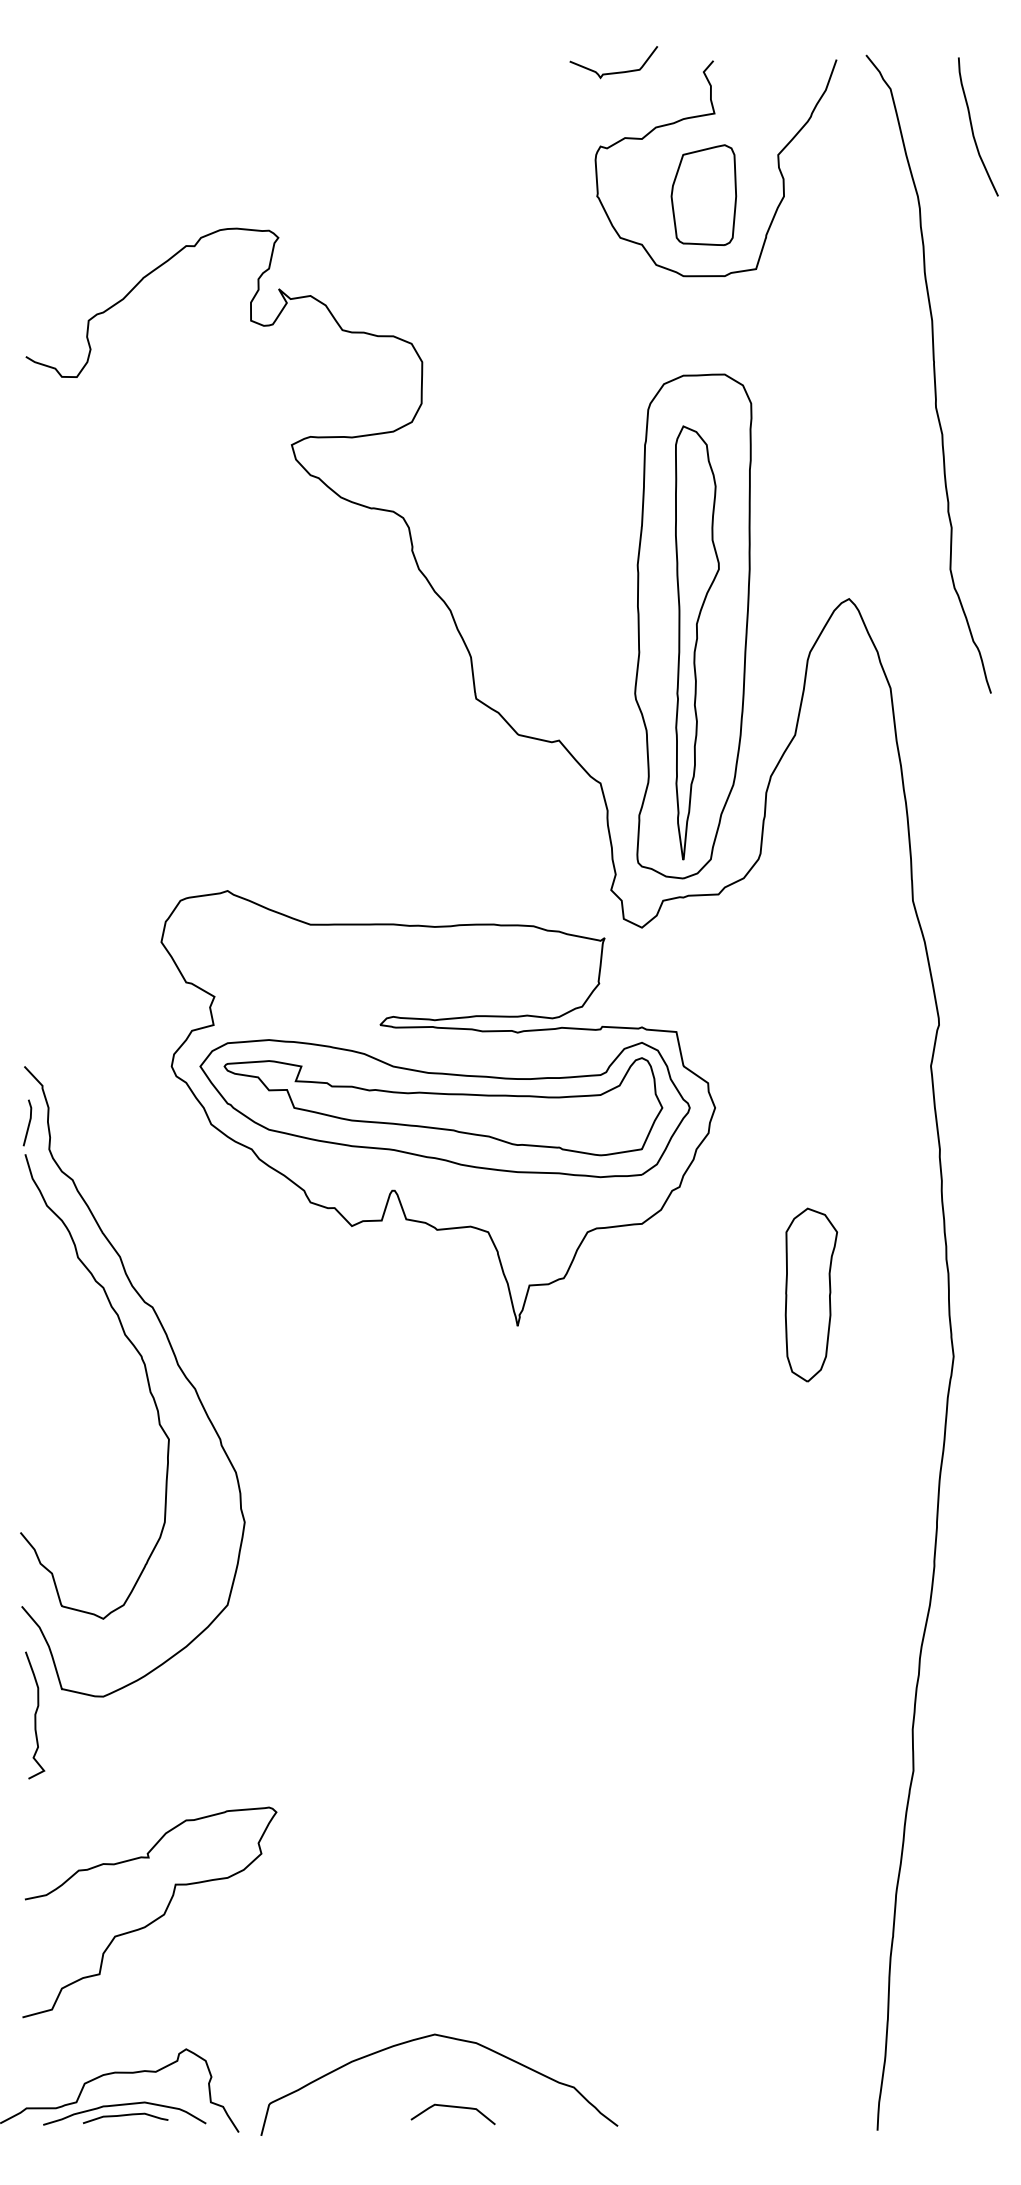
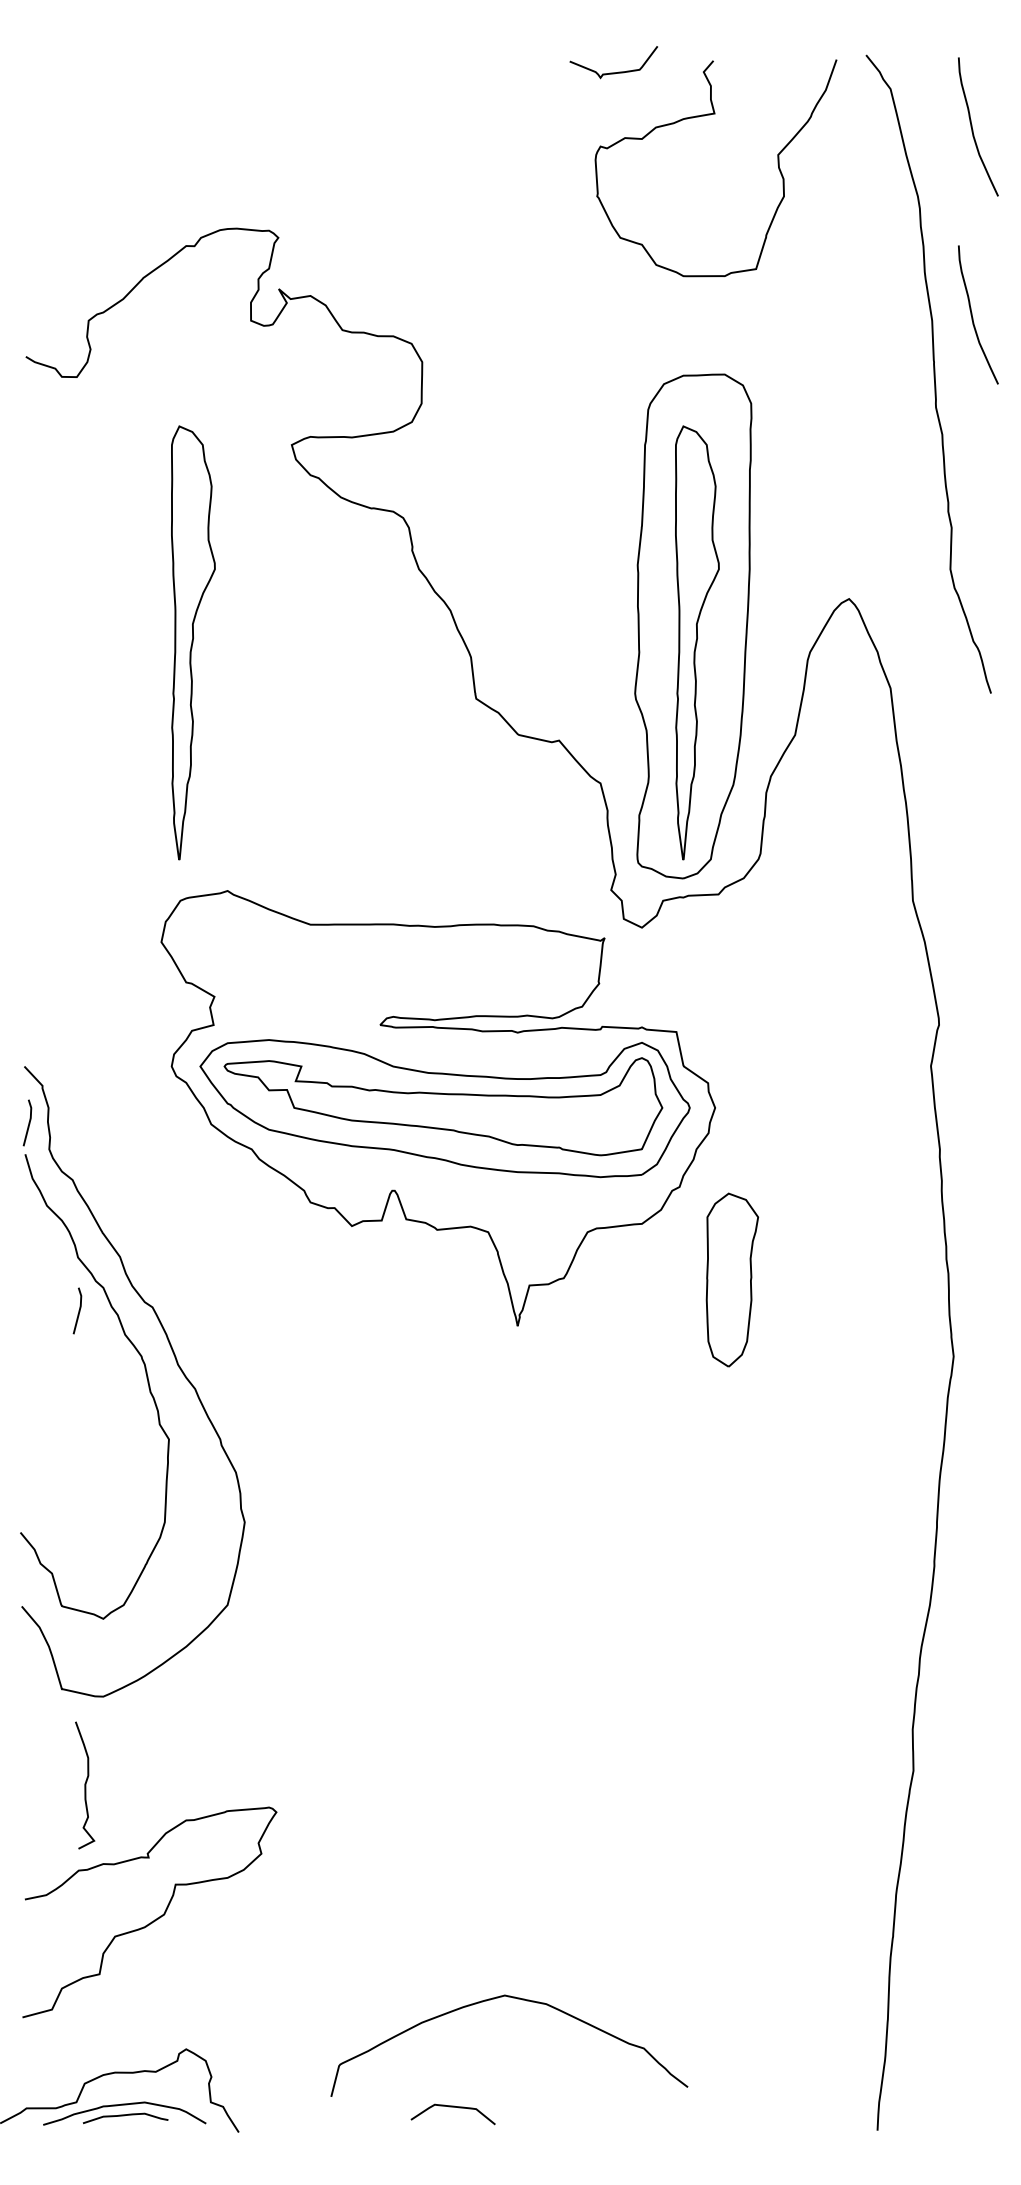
part: present -> none (703, 194)
curve: none -> present (973, 317)
part: none -> present (193, 642)
part position: (811, 1294) -> (732, 1279) (732, 1279)
line: none -> present (78, 1310)
curve position: (35, 1715) -> (85, 1785) (85, 1785)
curve position: (447, 2038) -> (517, 1999) (517, 1999)
